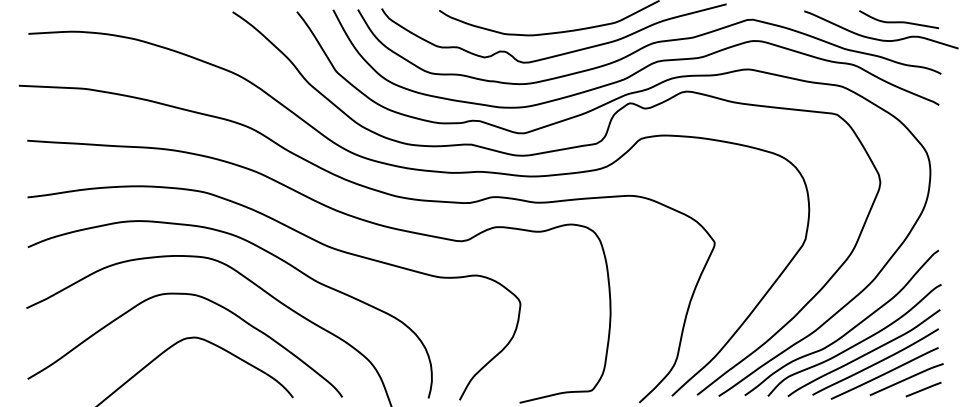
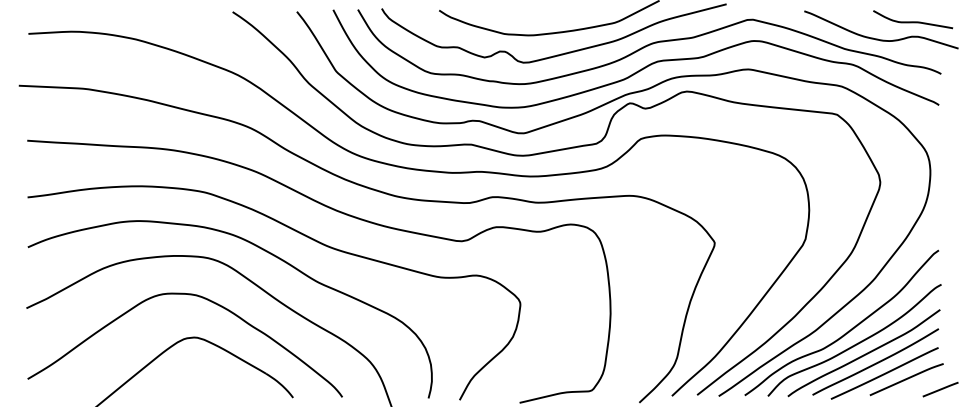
curve position: (899, 21) -> (913, 21) (913, 21)
line position: (923, 389) -> (940, 389) (940, 389)
